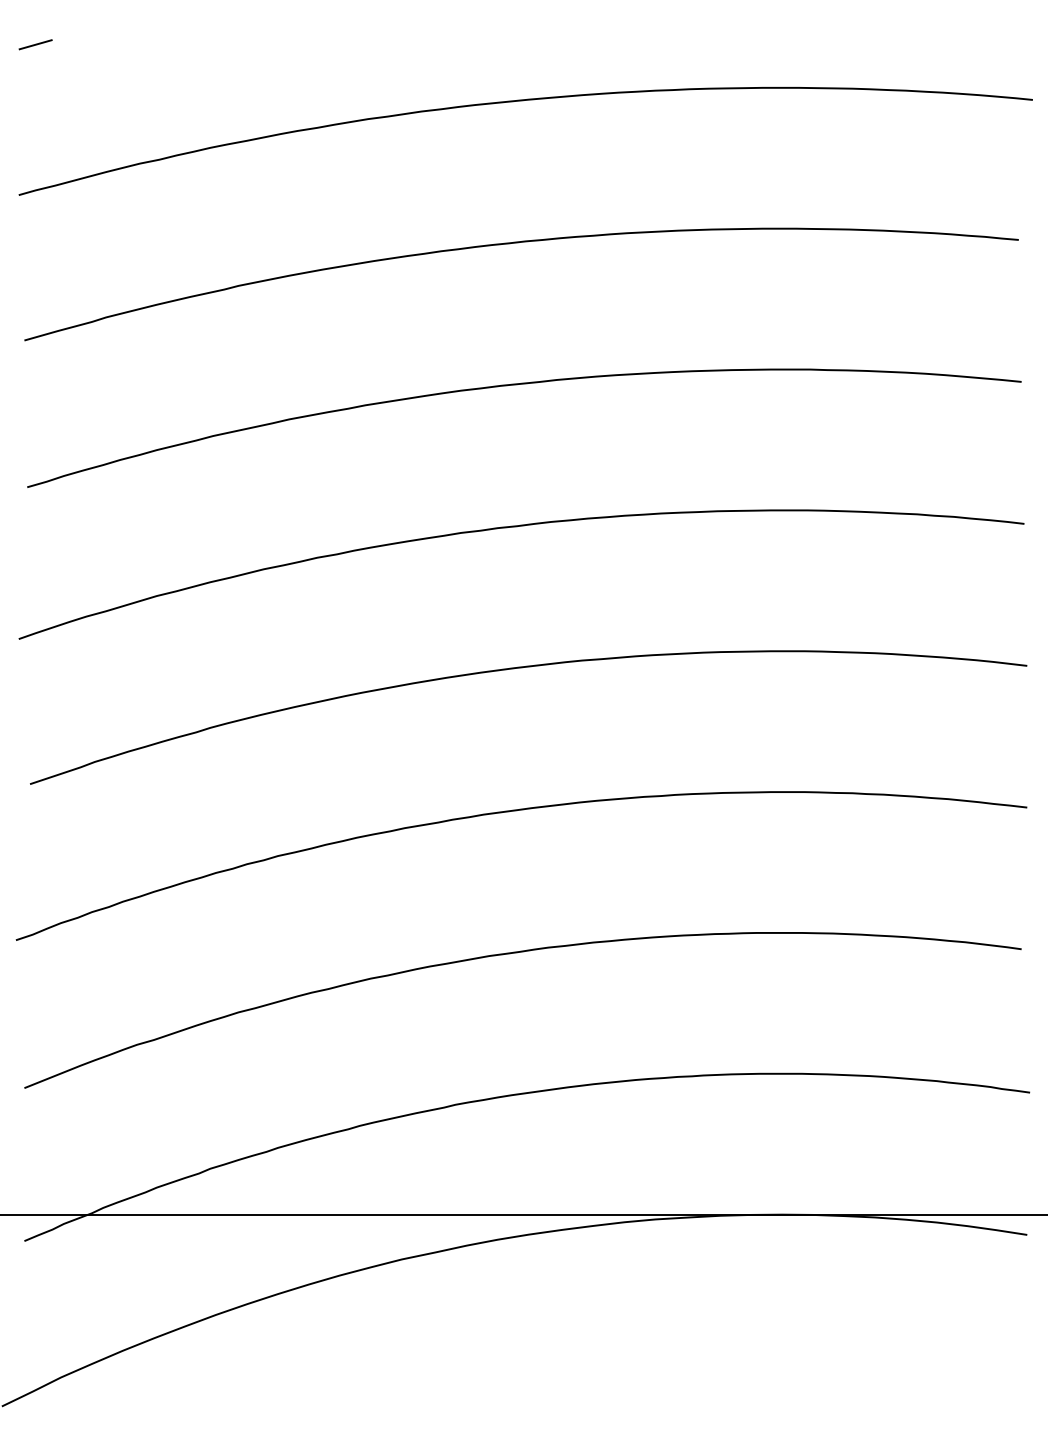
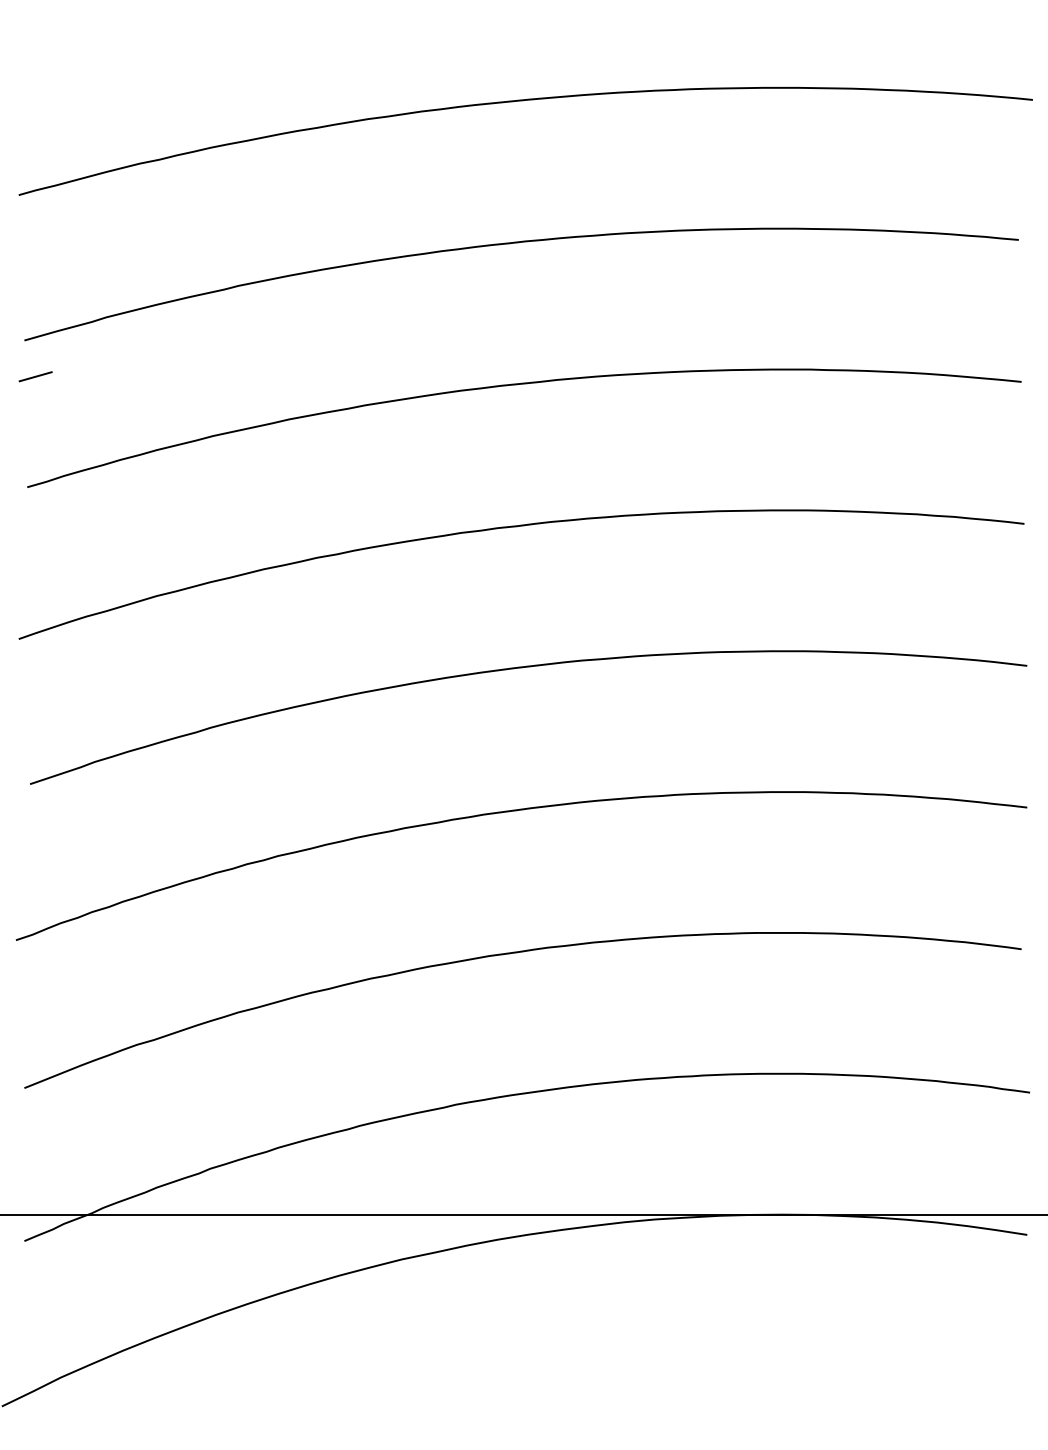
line position: (35, 44) -> (35, 376) (35, 376)
